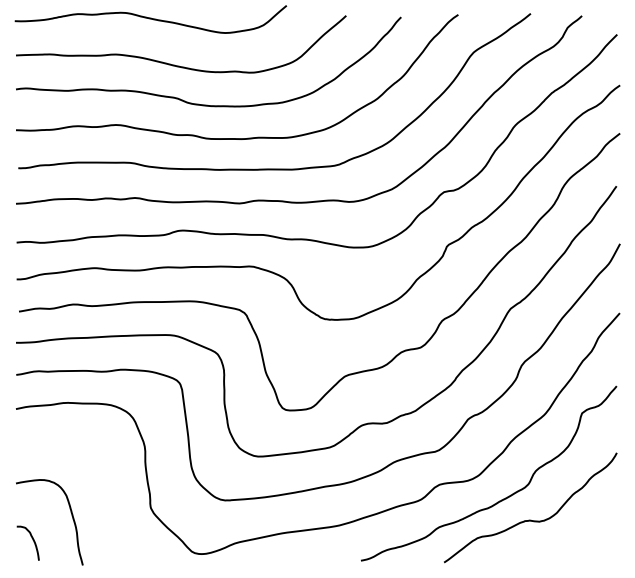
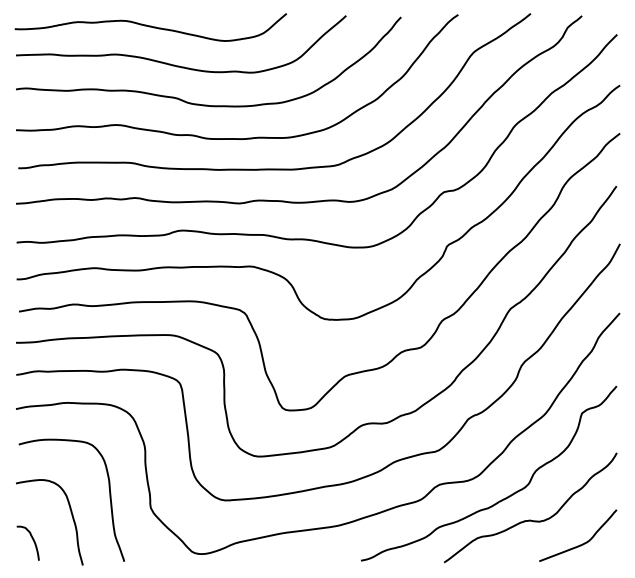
curve position: (150, 19) -> (150, 27) (150, 27)
curve: none -> present (109, 499)
curve: none -> present (582, 543)
